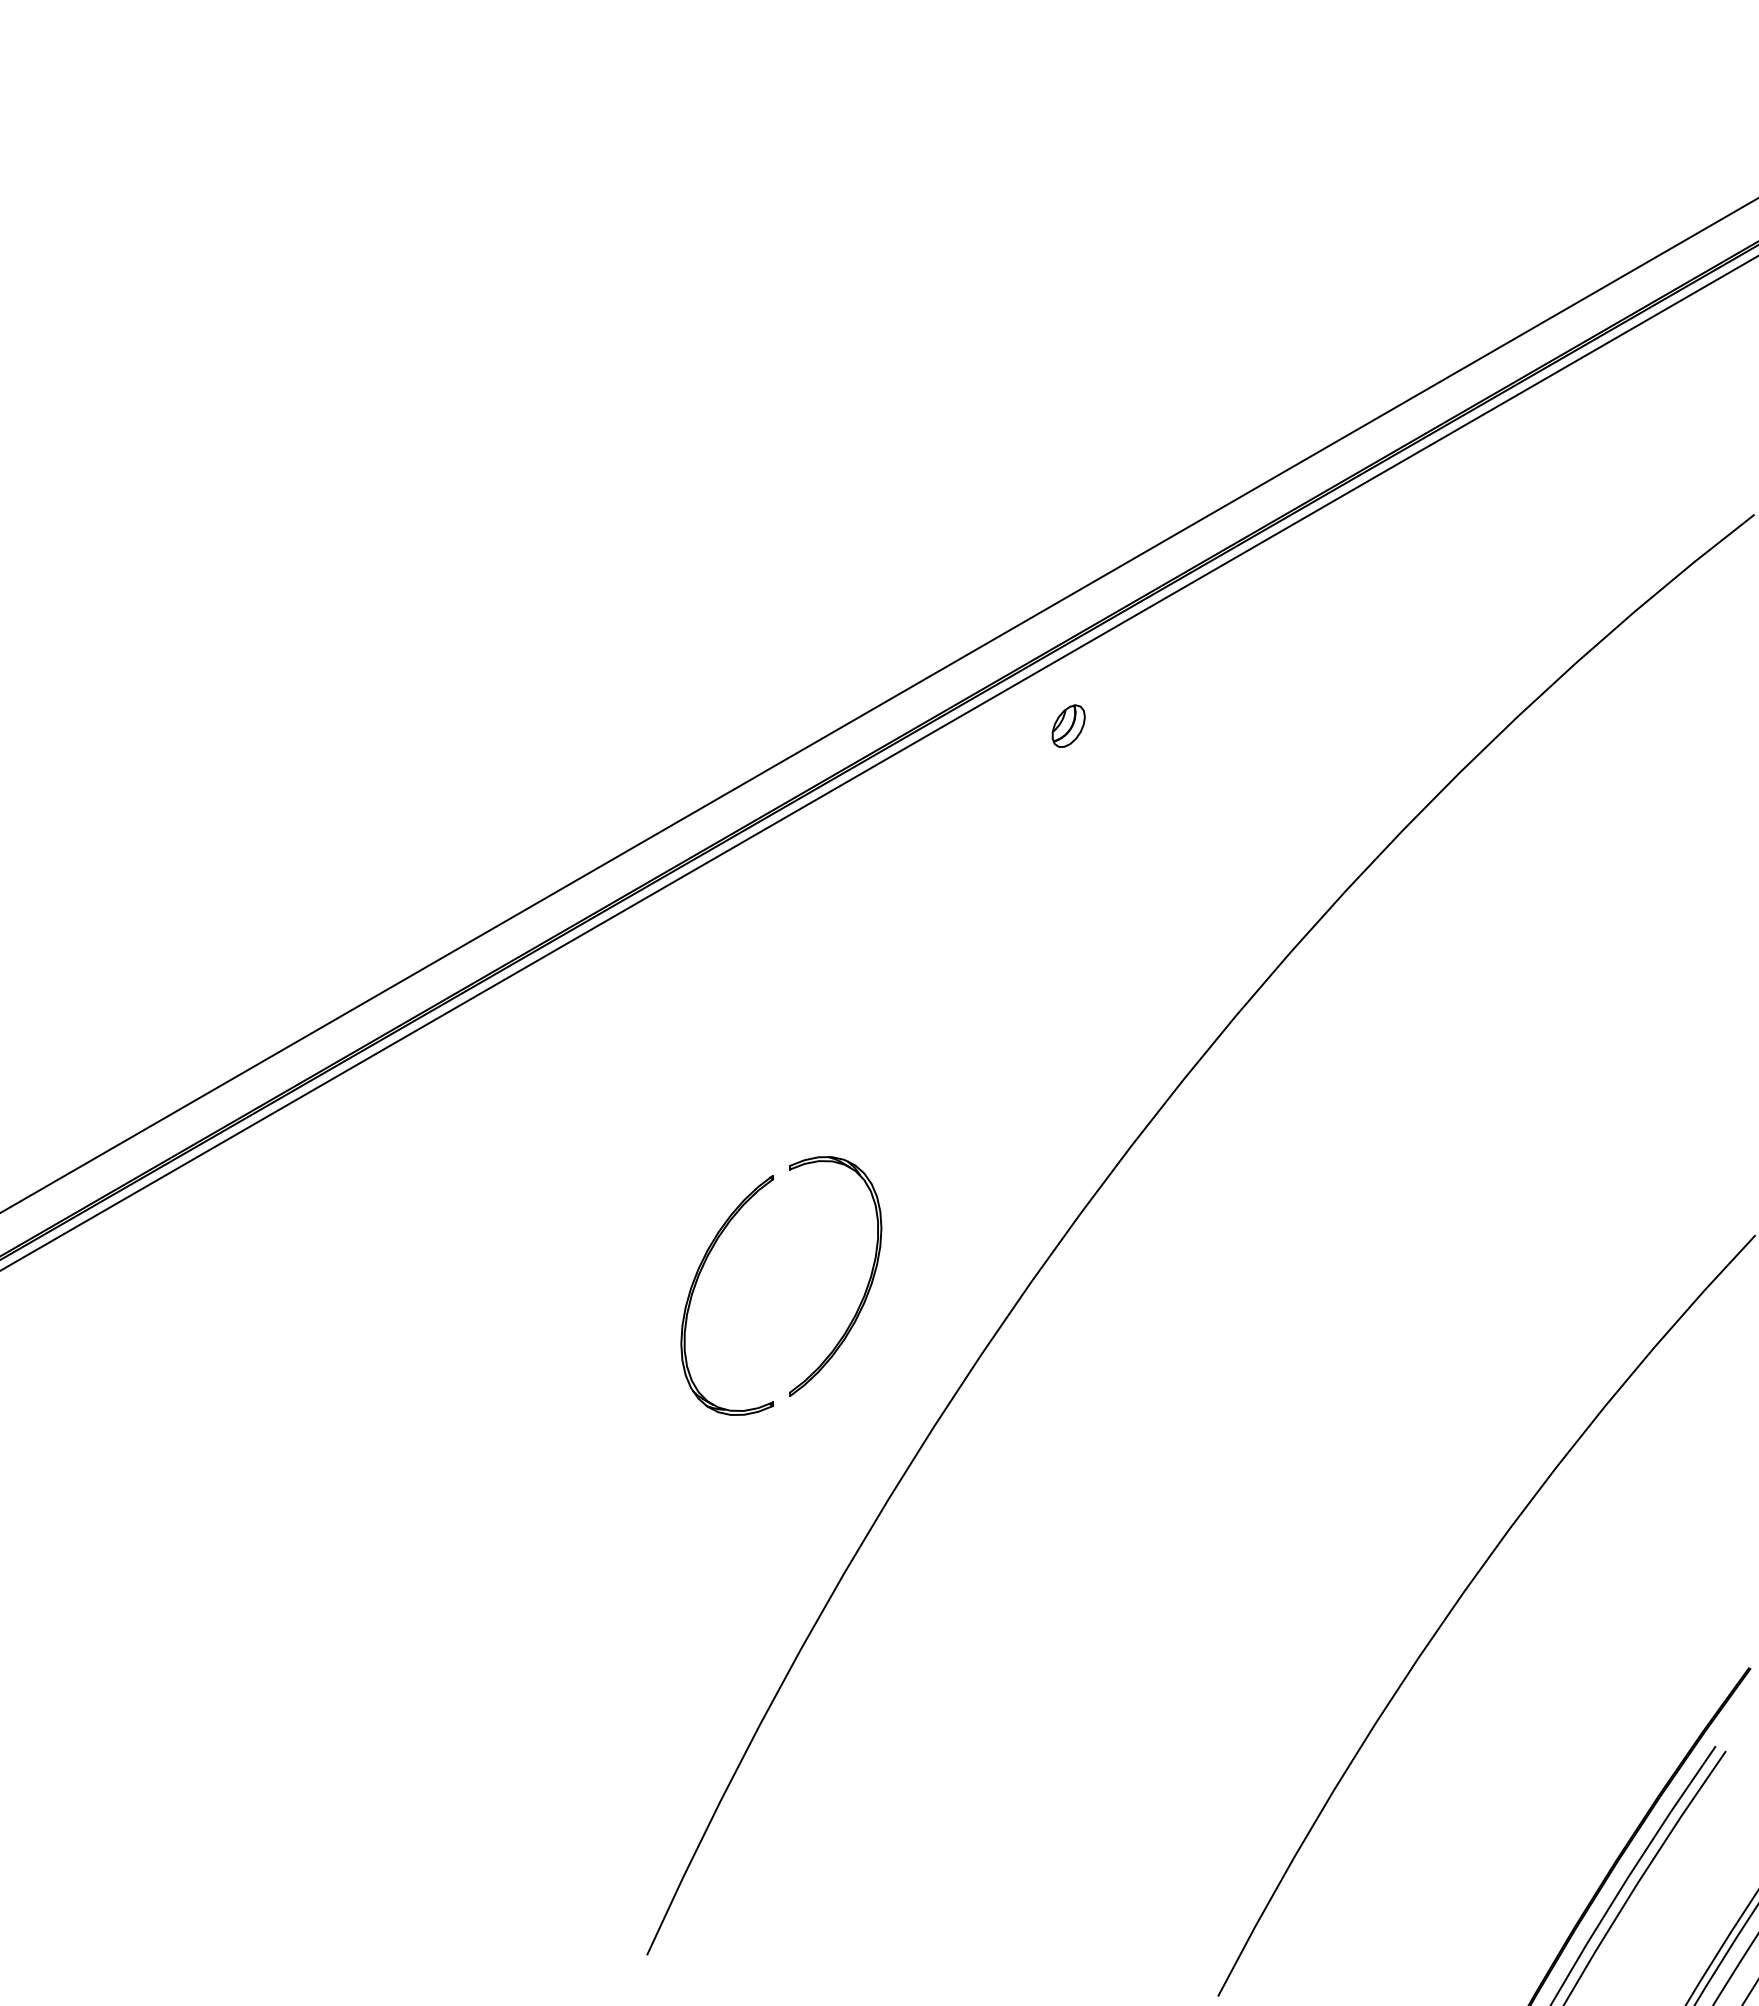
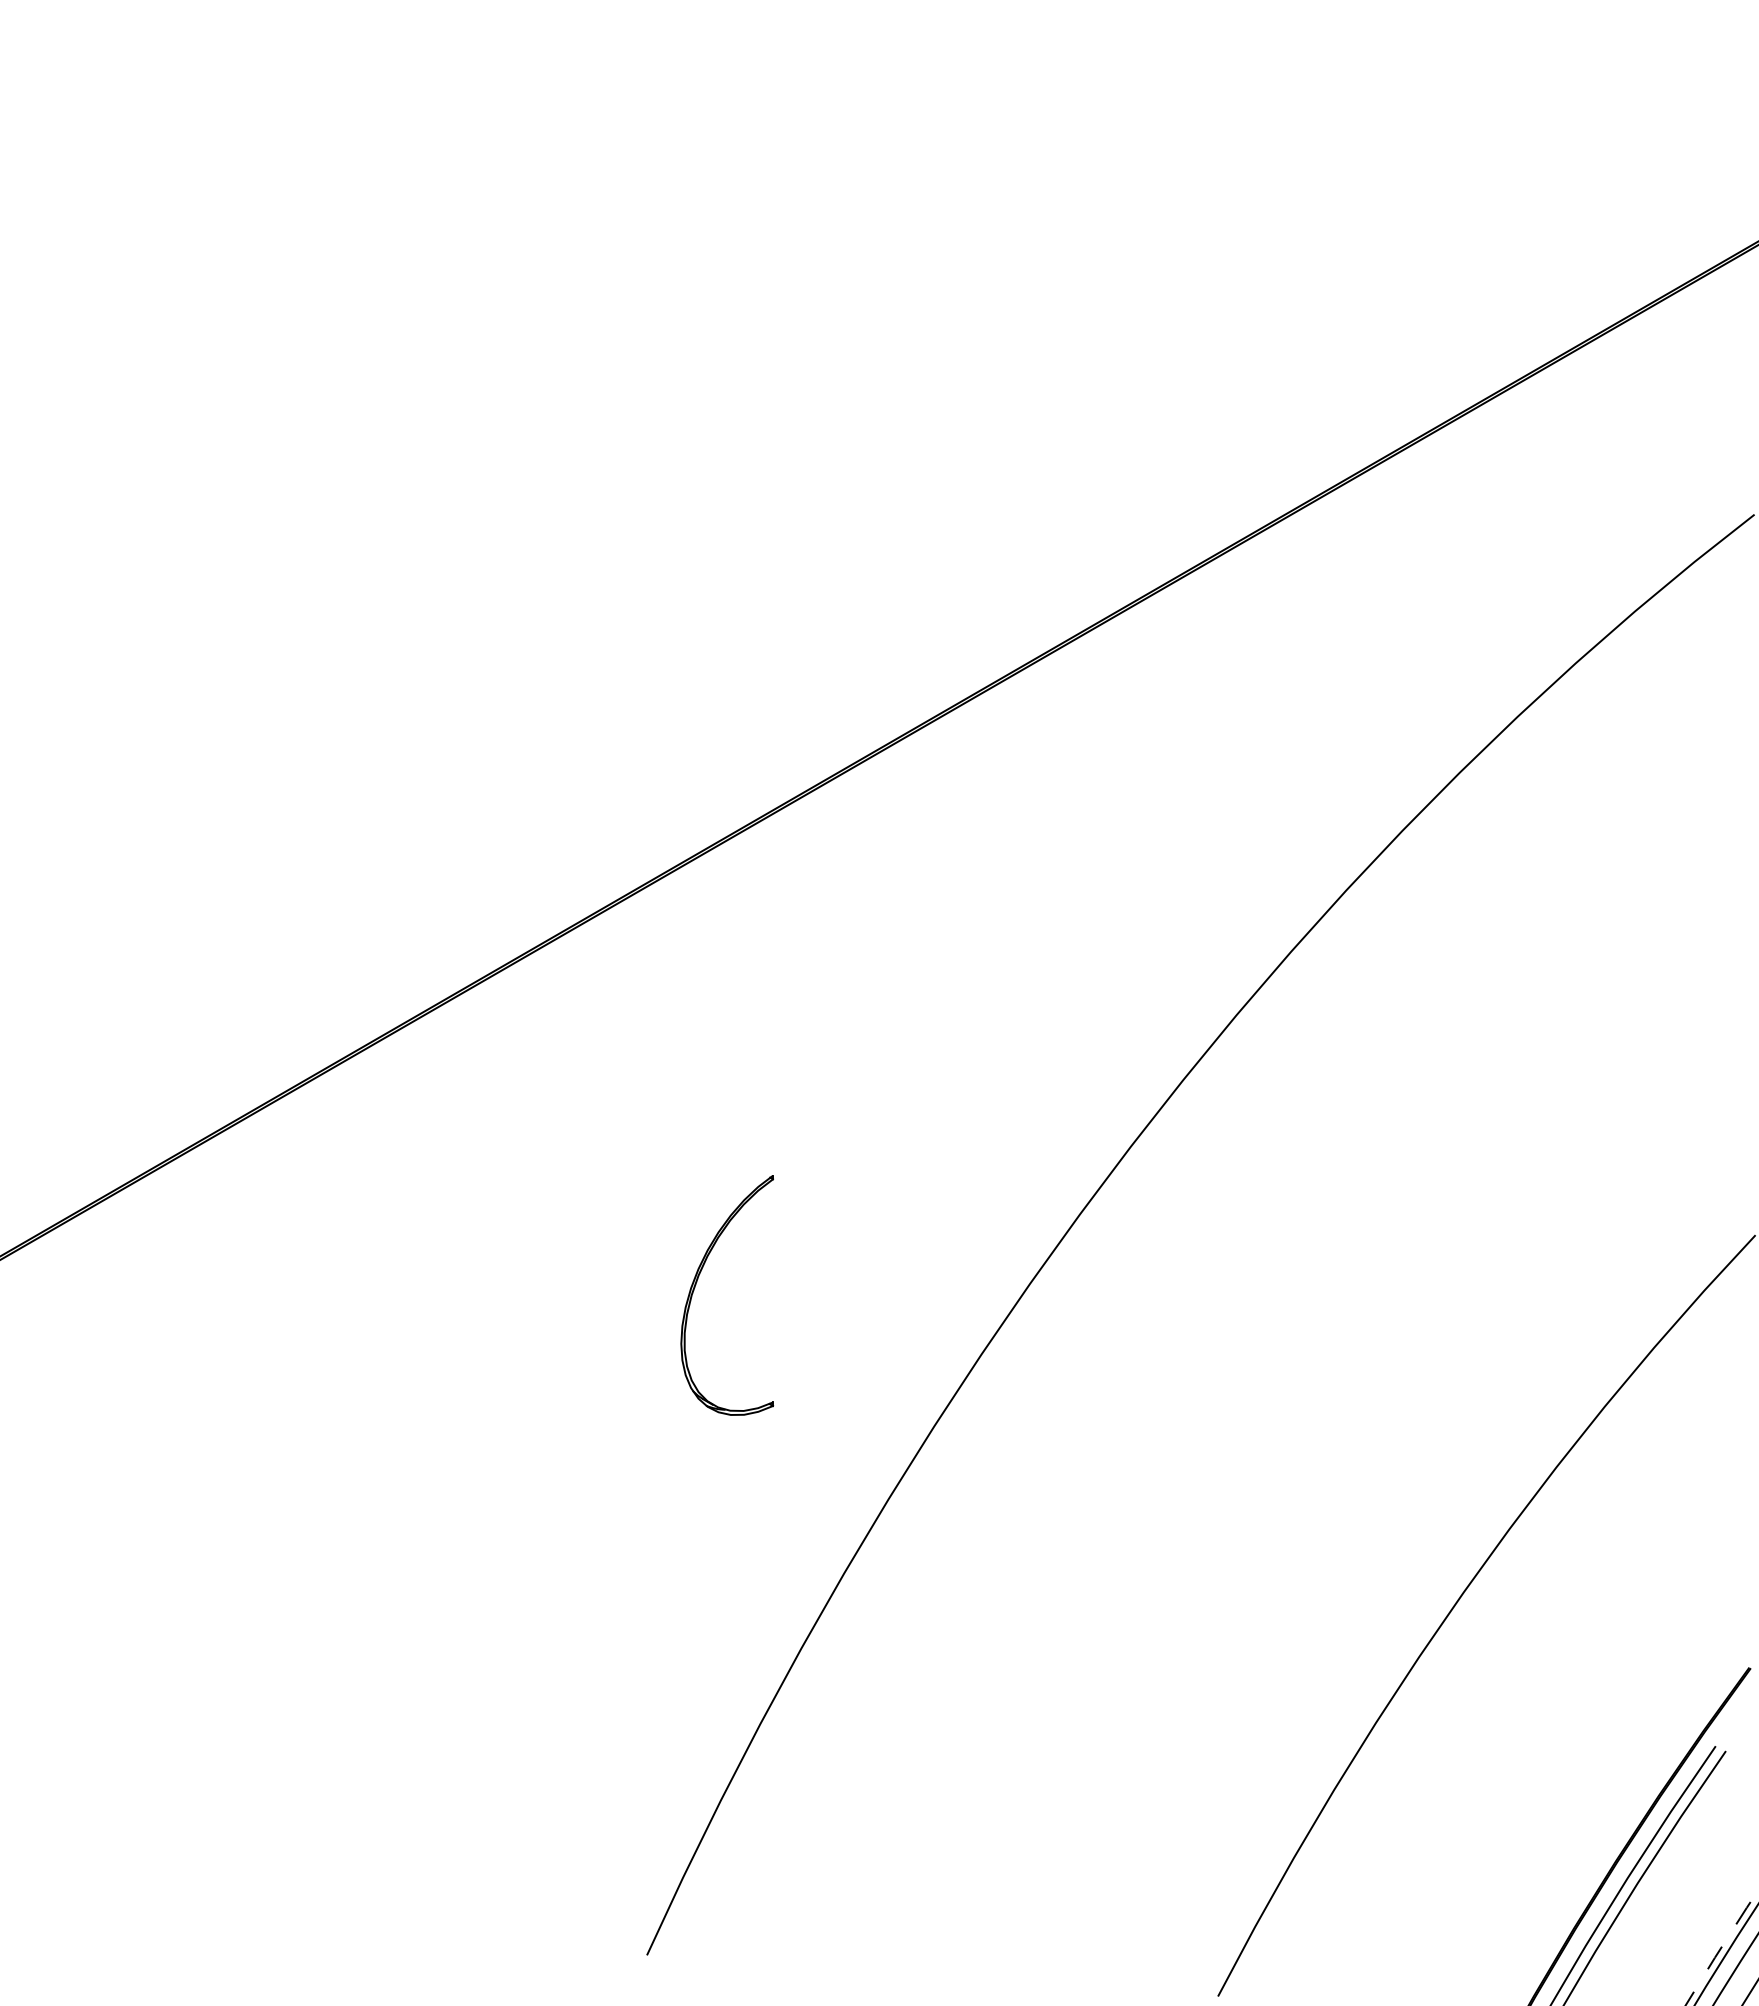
line: present -> none (878, 705)
part: present -> none (1068, 725)
line: present -> none (878, 763)
part: present -> none (866, 1286)
arc: solid -> dashed (1721, 1947)
